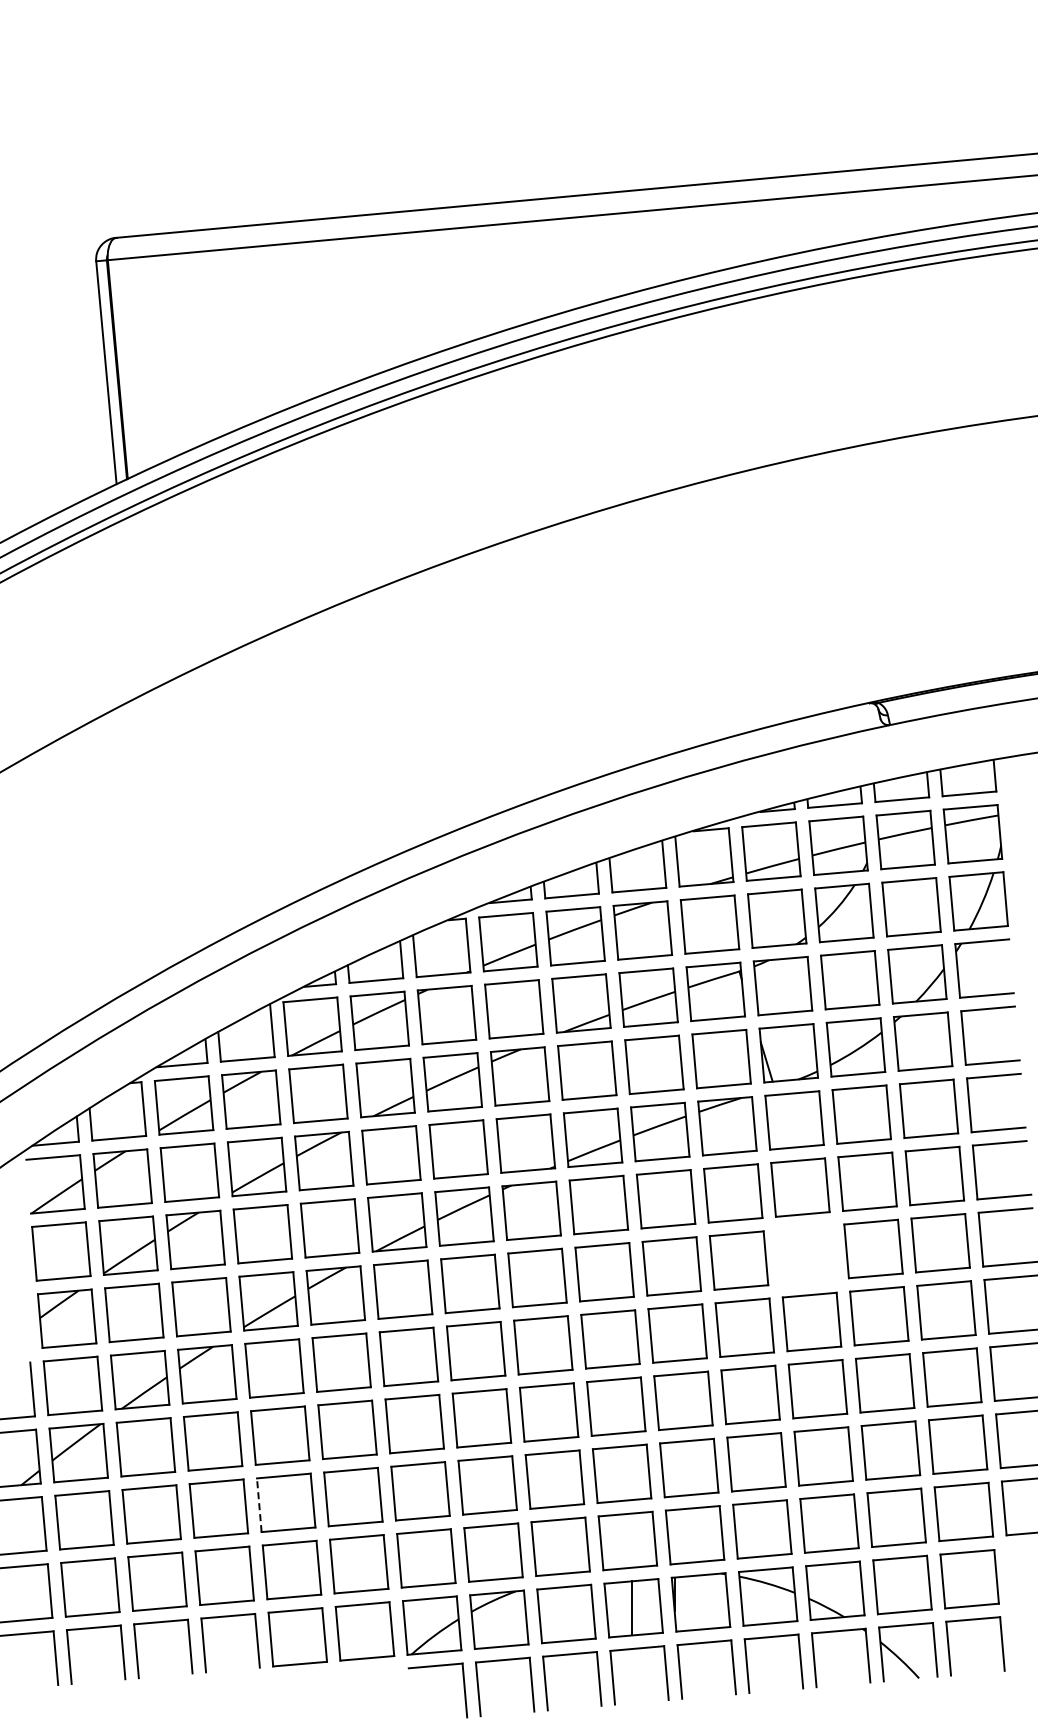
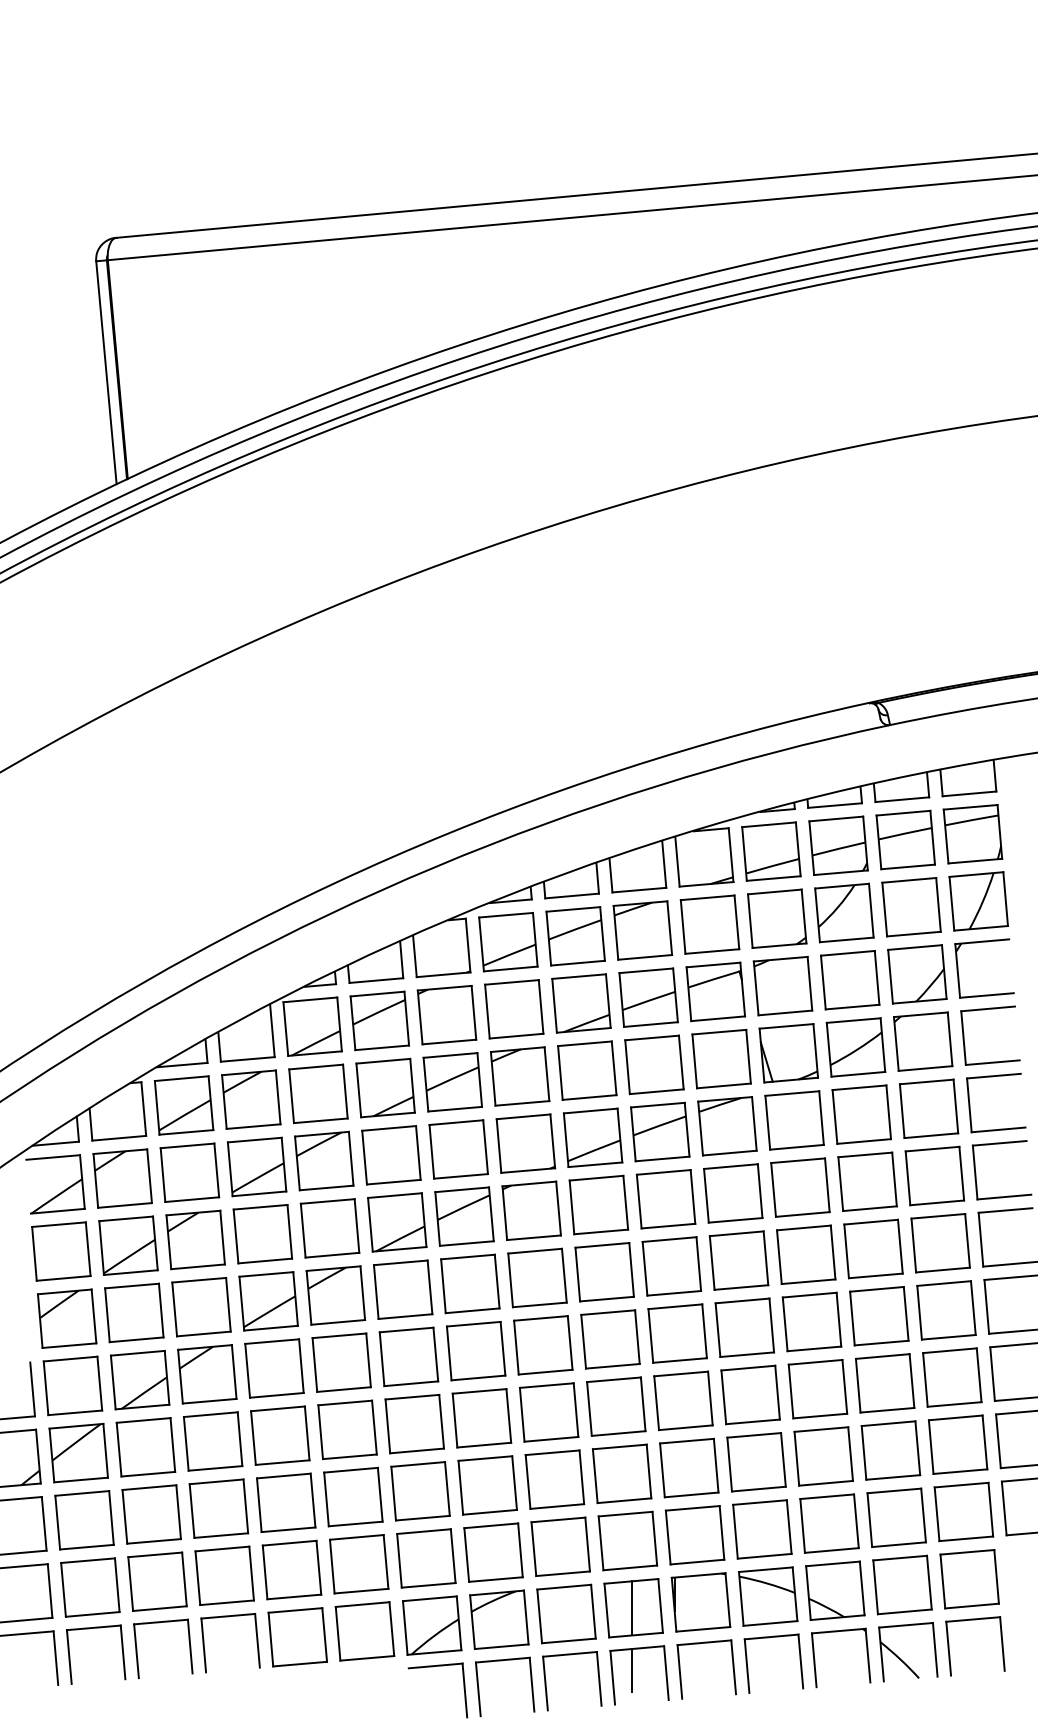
part: none -> present (806, 1254)
line: dashed -> solid (259, 1505)
line: none -> present (632, 1670)
